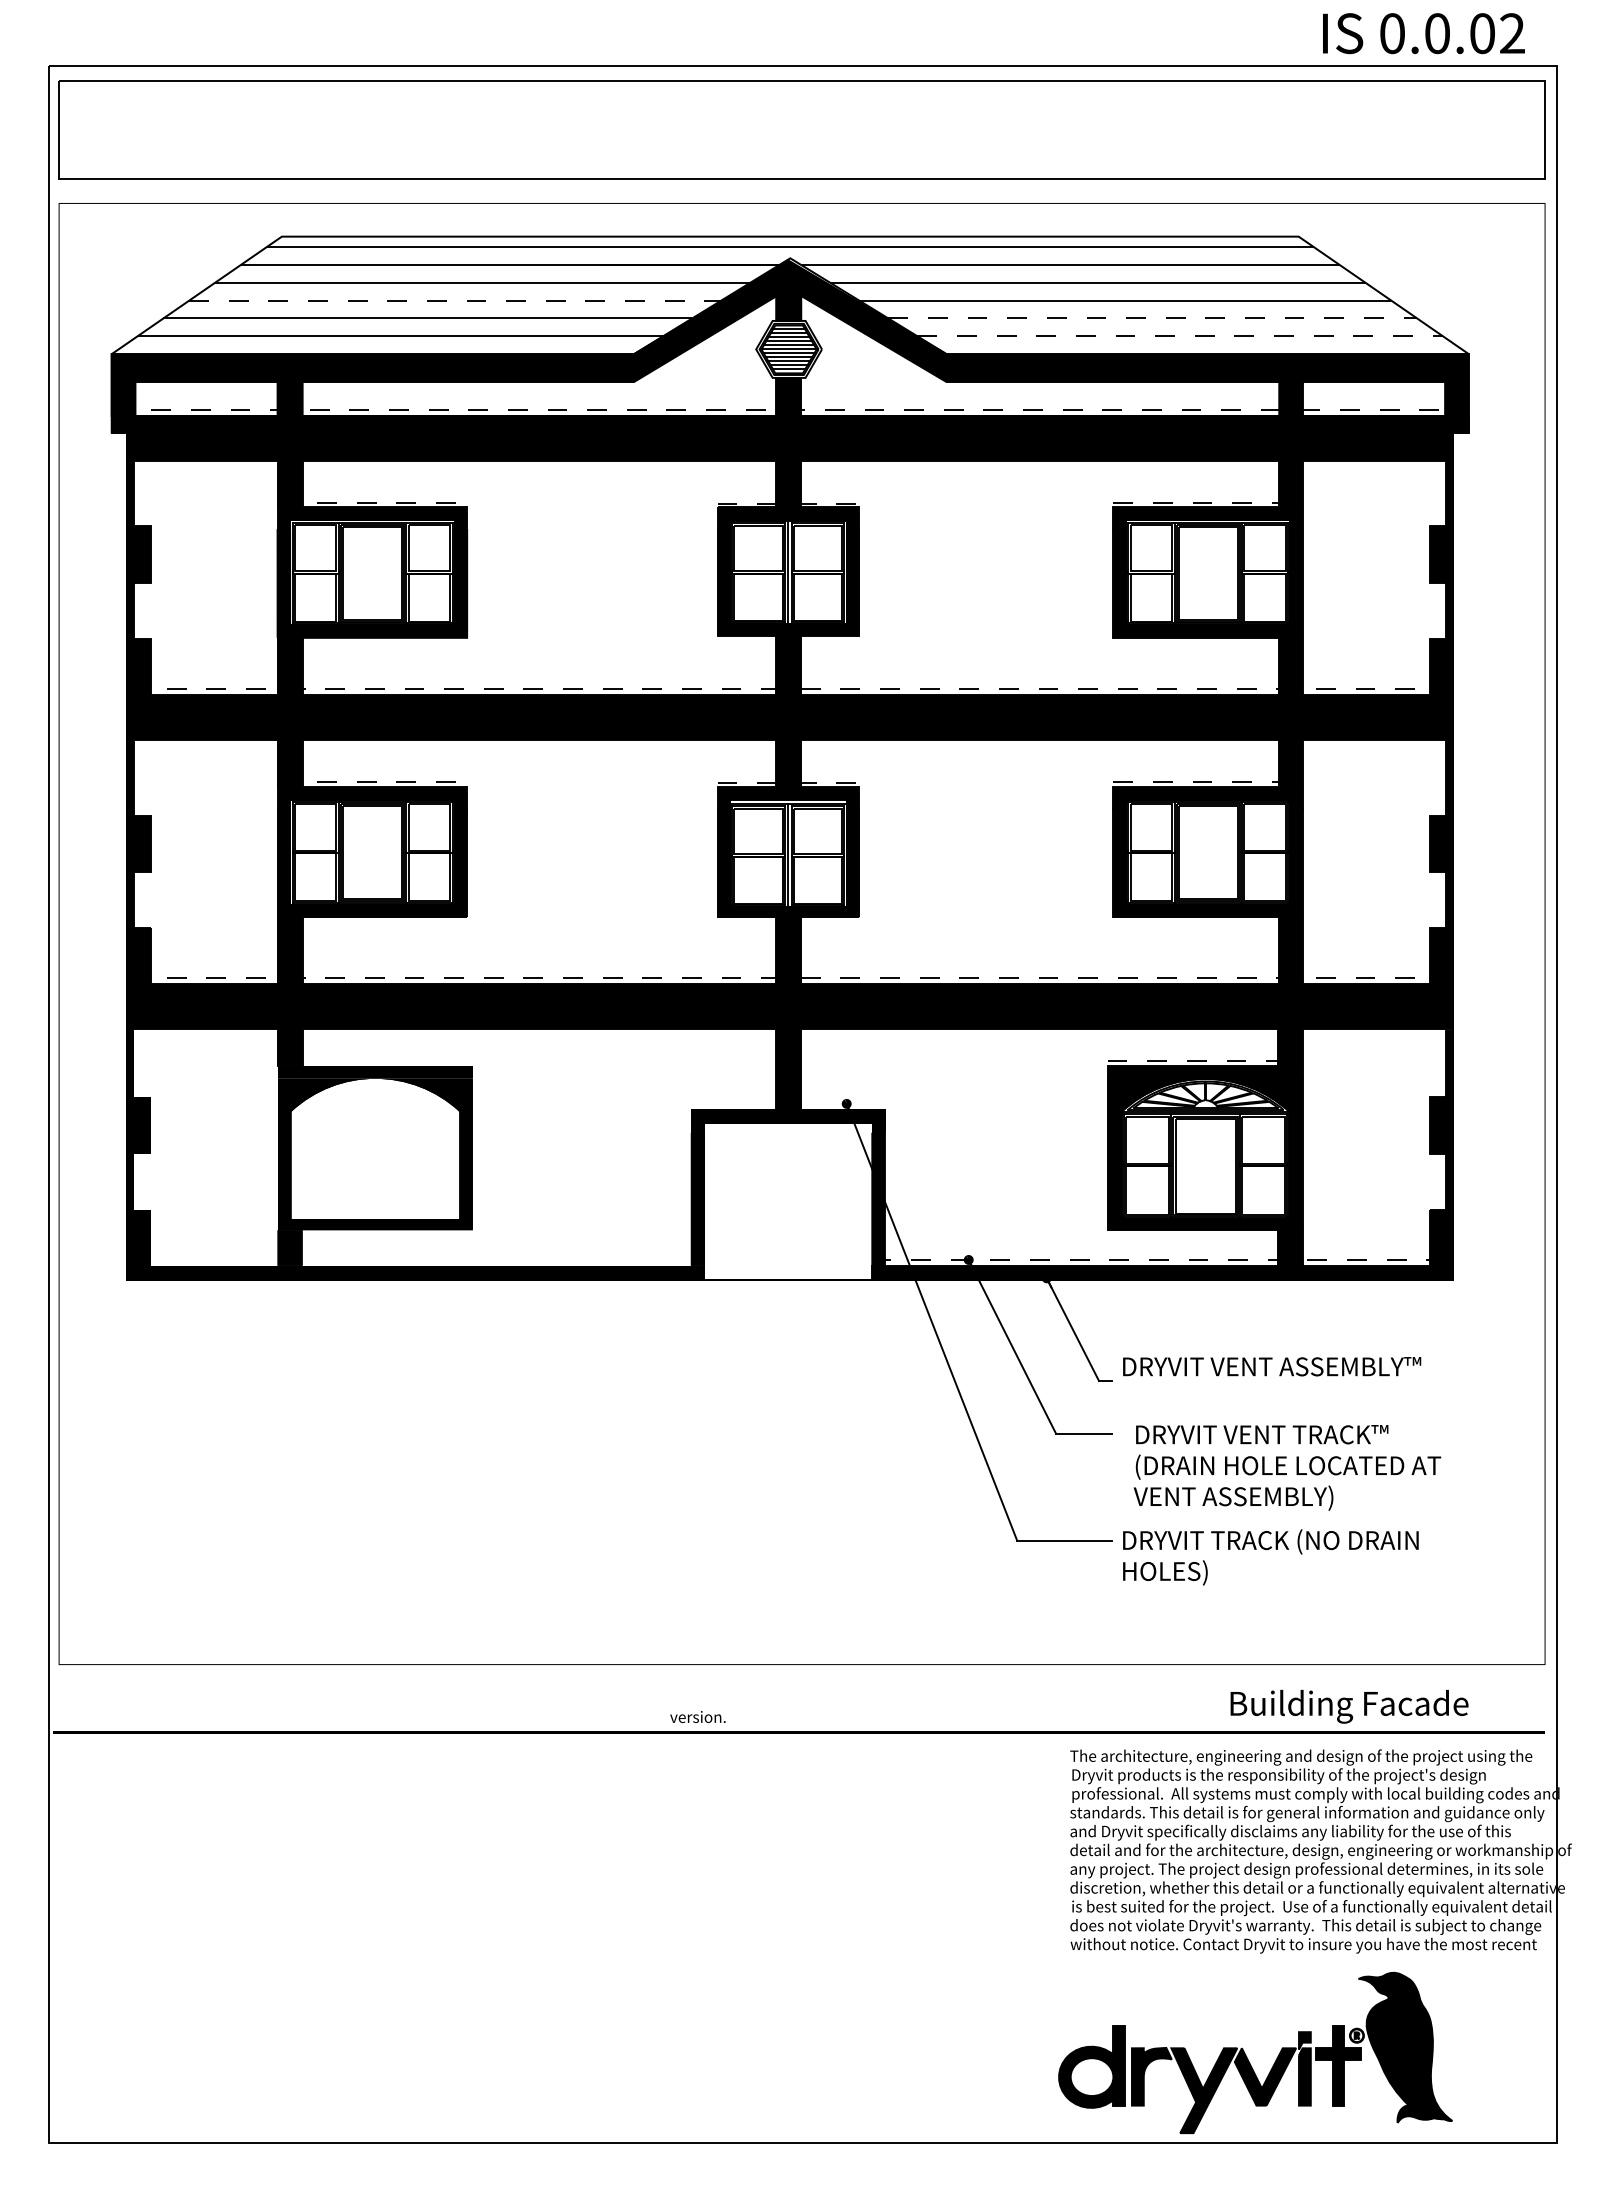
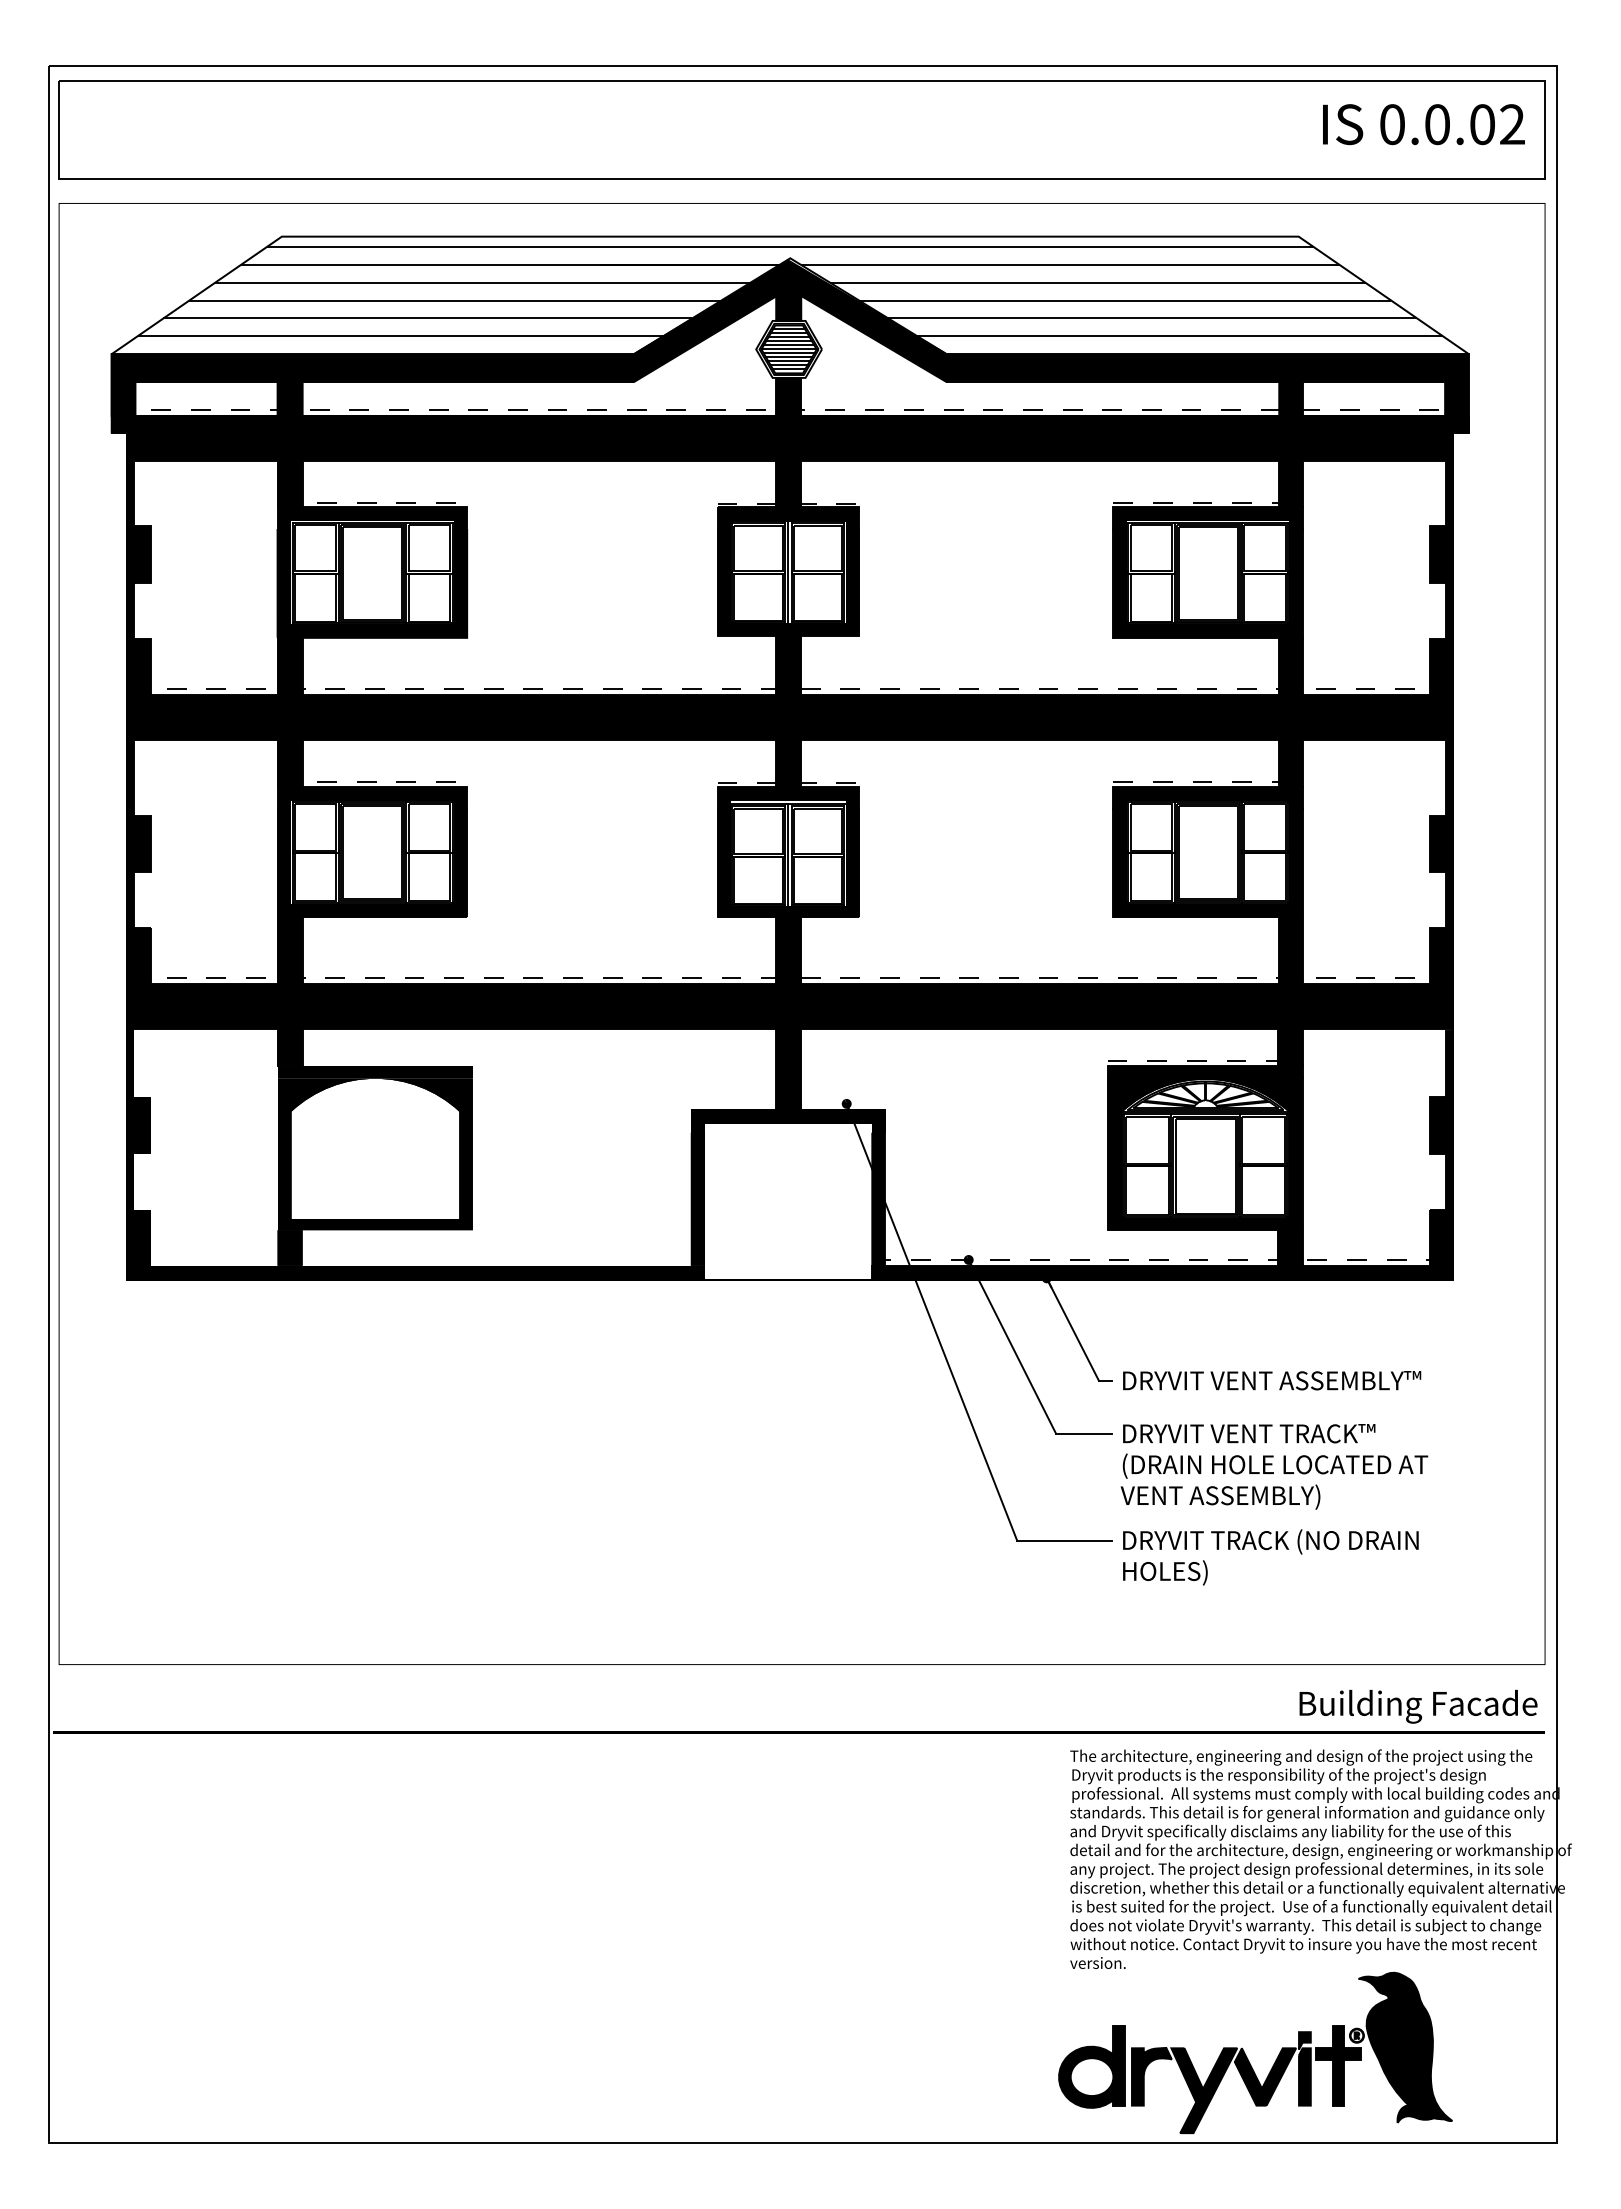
text position: (1423, 33) -> (1423, 124) (1423, 124)
line: dashed -> solid (455, 300)
line: dashed -> solid (1153, 318)
line: dashed -> solid (1180, 336)
text position: (1272, 1366) -> (1272, 1380) (1272, 1380)
text position: (1287, 1467) -> (1274, 1466) (1274, 1466)
text position: (1349, 1706) -> (1418, 1706) (1418, 1706)
text position: (697, 1716) -> (1097, 1962) (1097, 1962)
